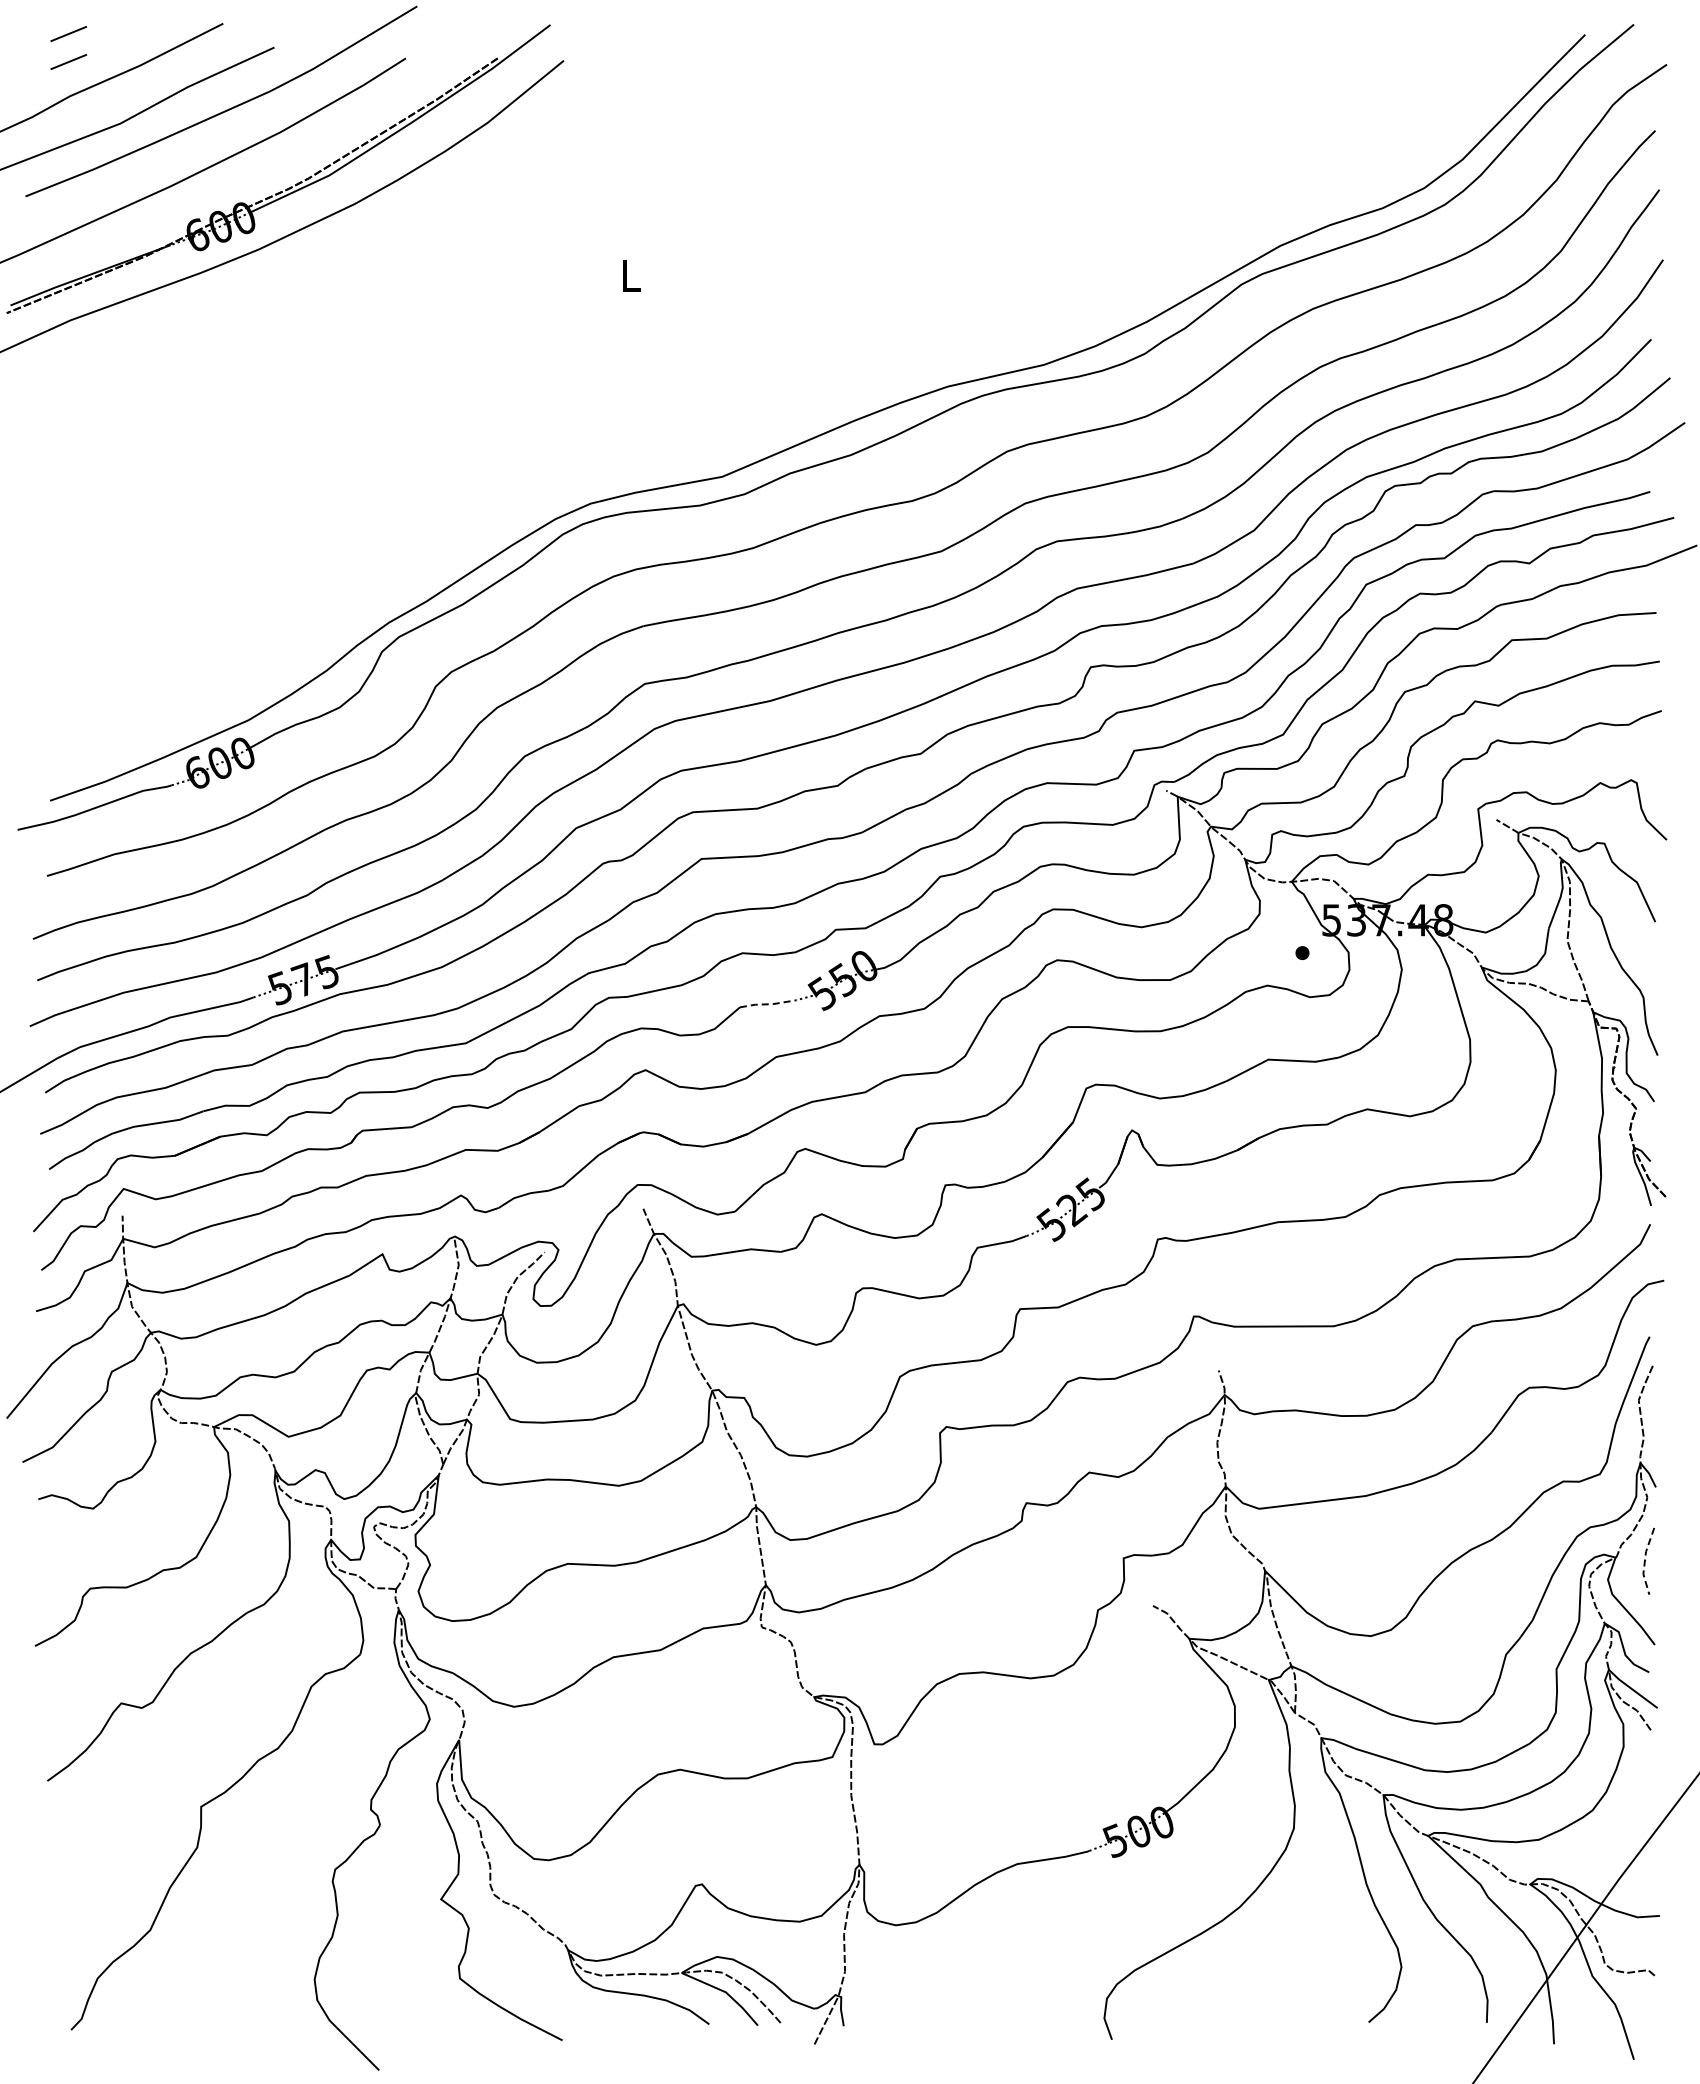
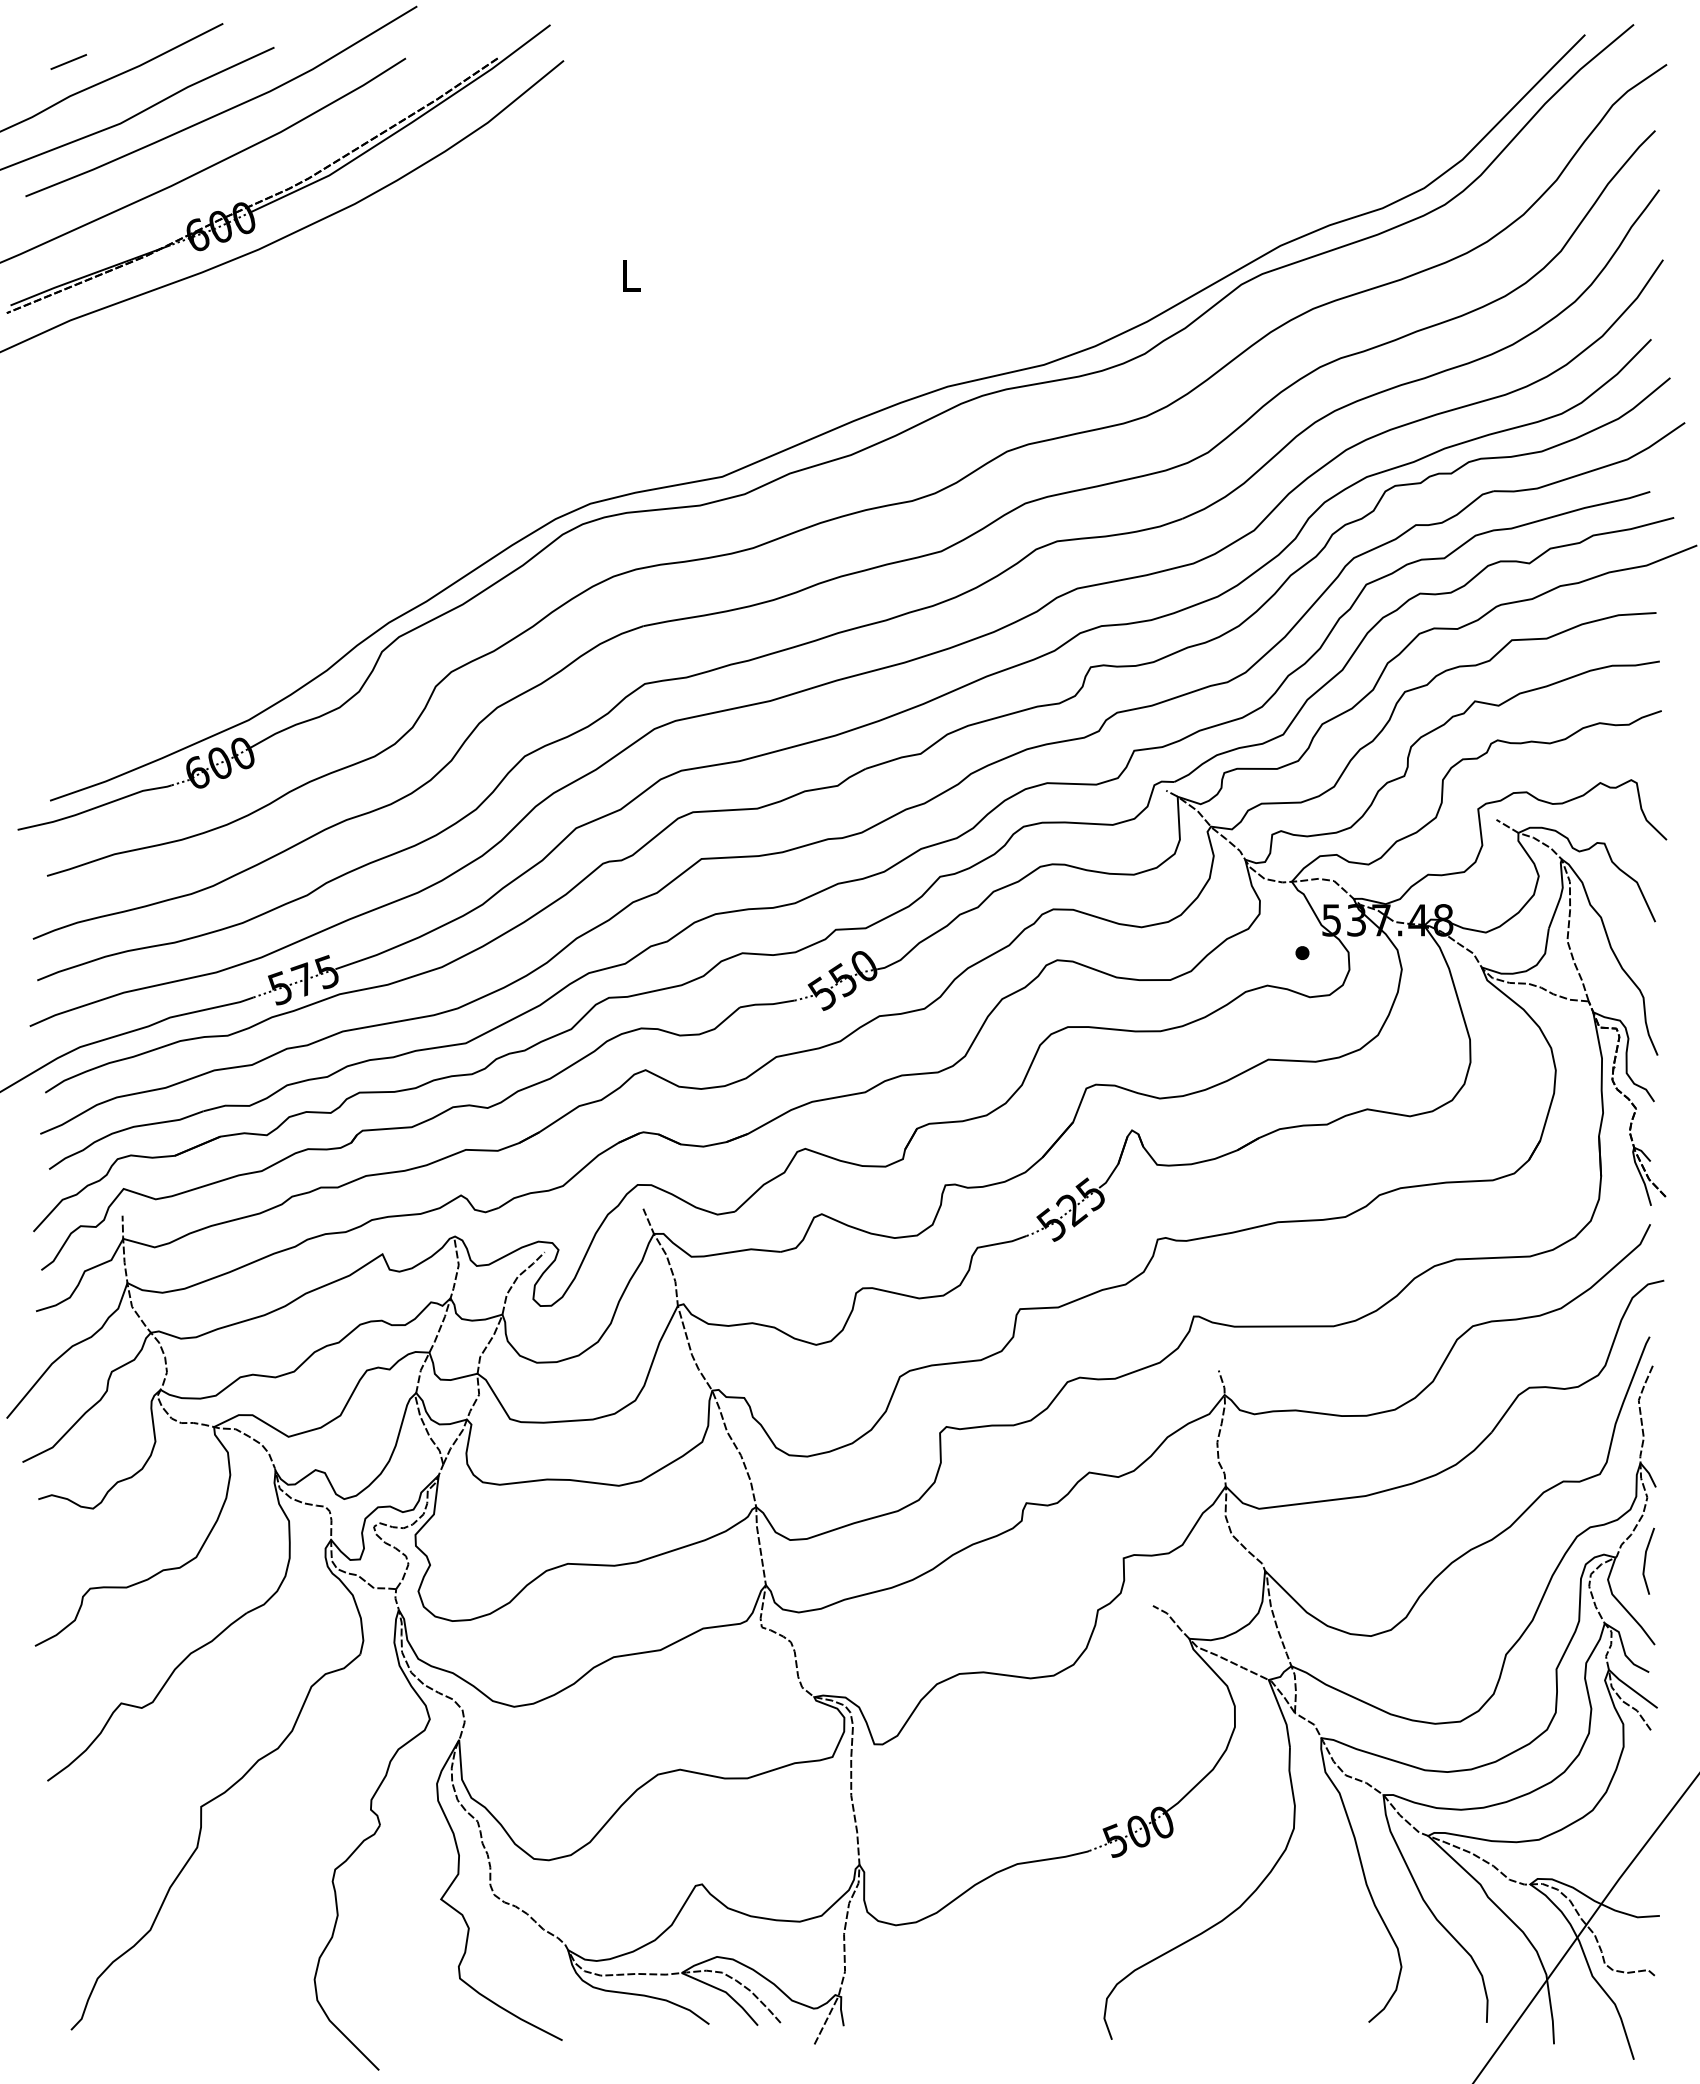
line: present -> none (68, 33)
line: dashed -> solid (767, 1004)
line: dashed -> solid (1644, 1561)
